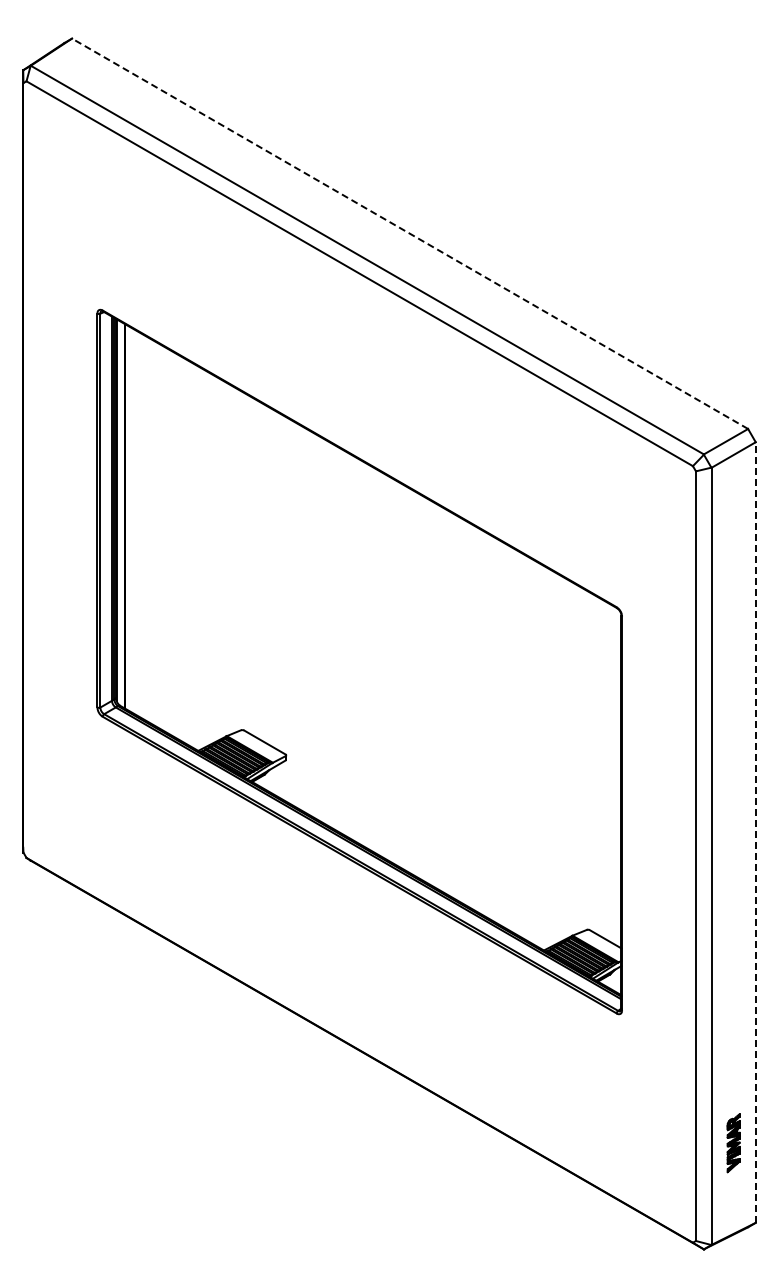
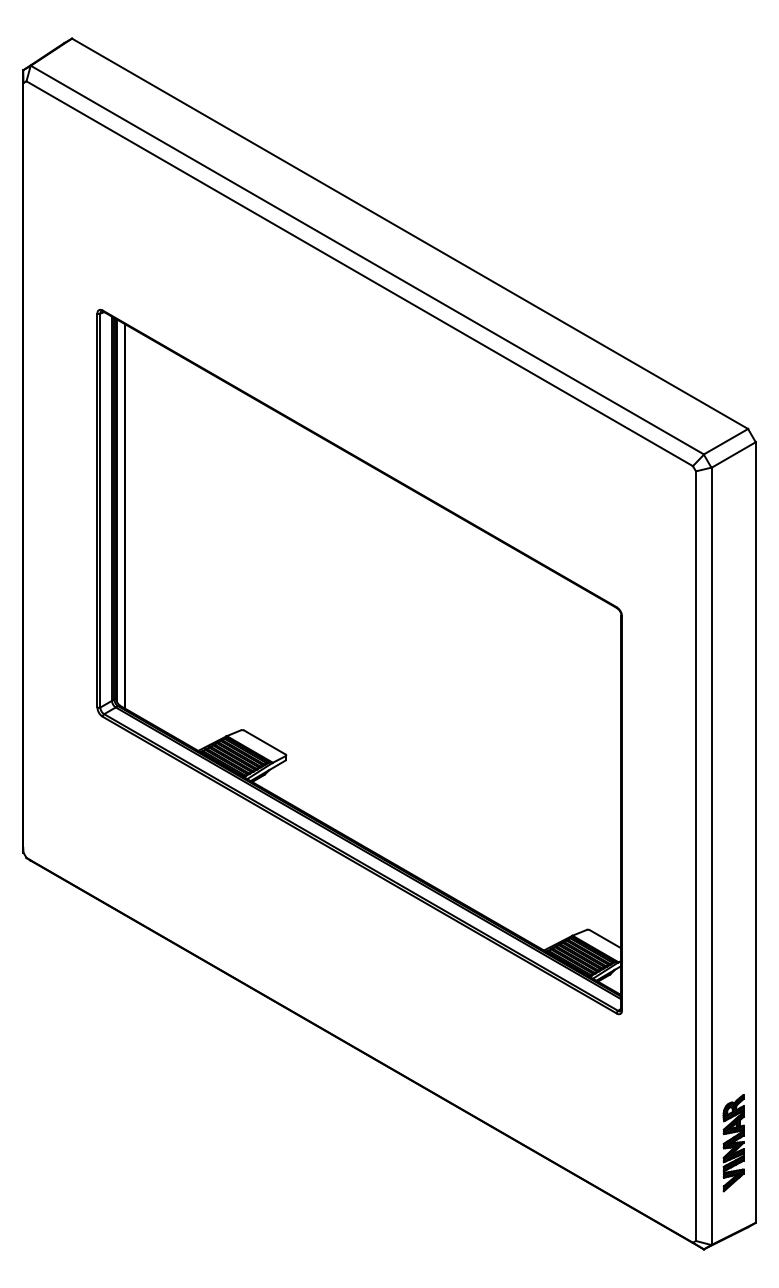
line: dashed -> solid (409, 233)
line: dashed -> solid (755, 832)
part size: 15x61 px -> 23x99 px (733, 1143)
